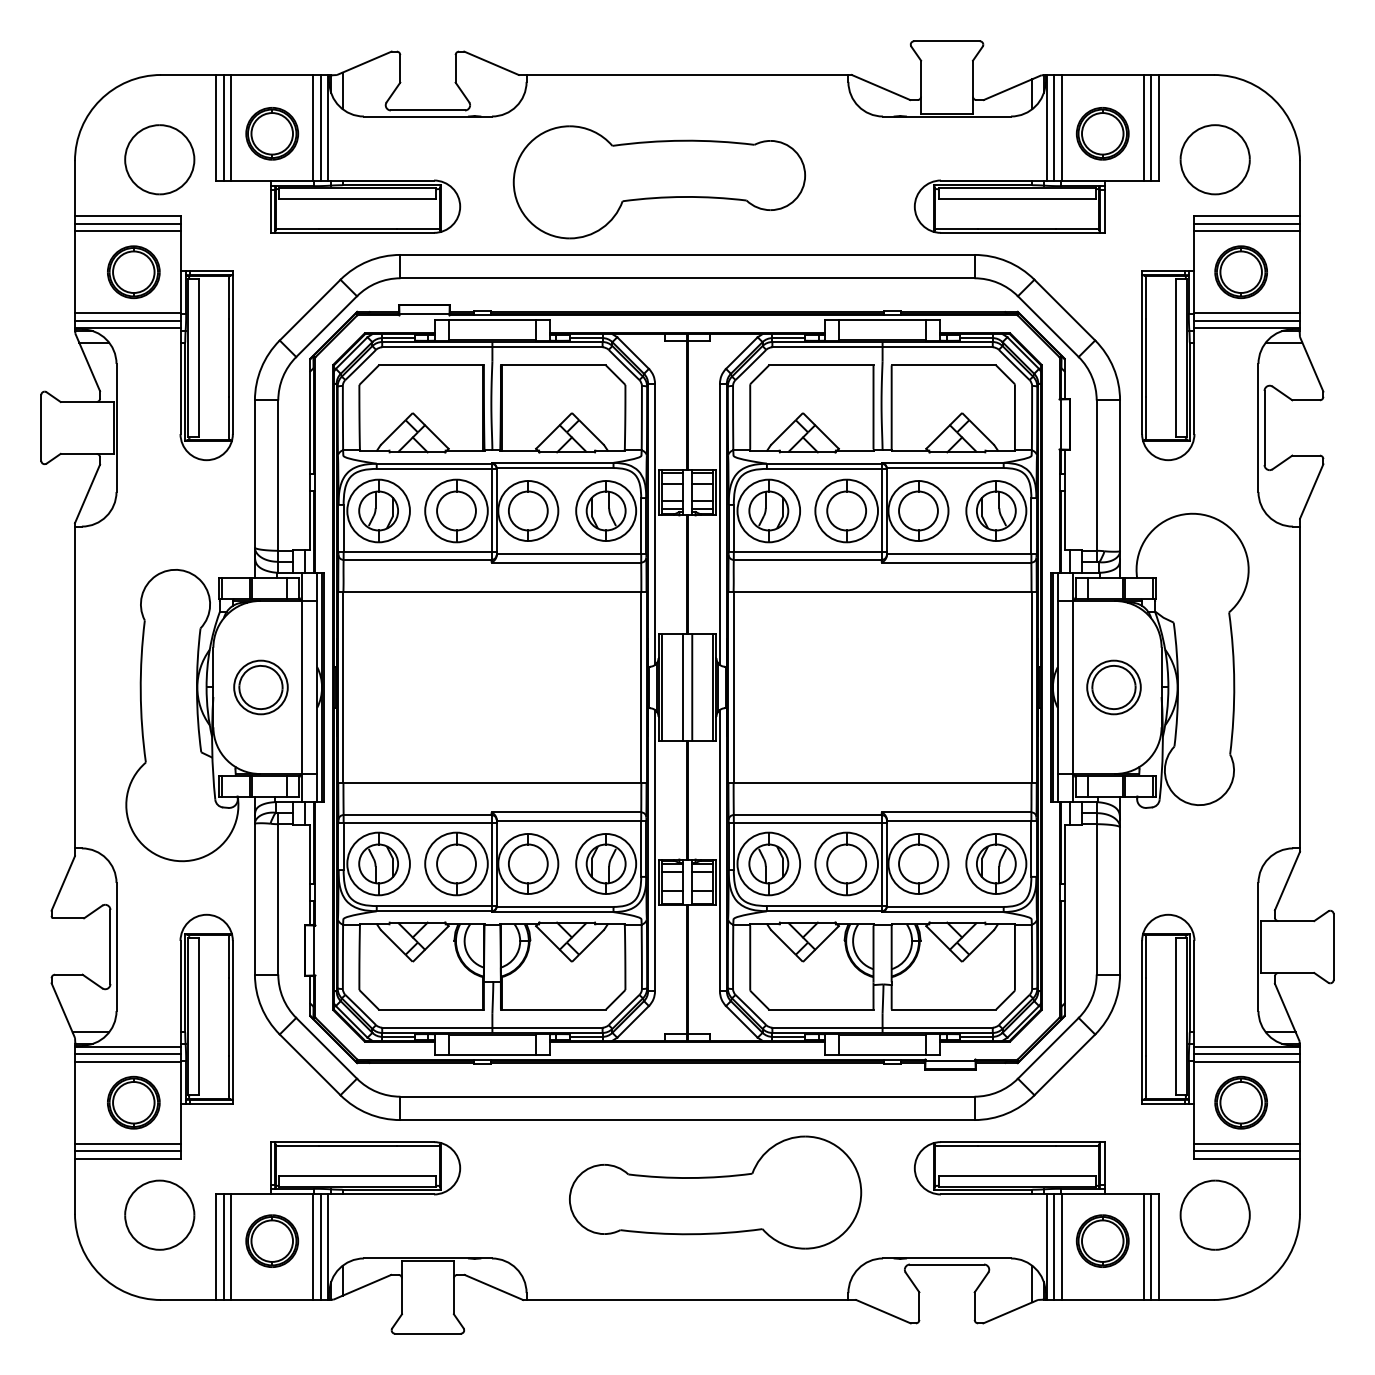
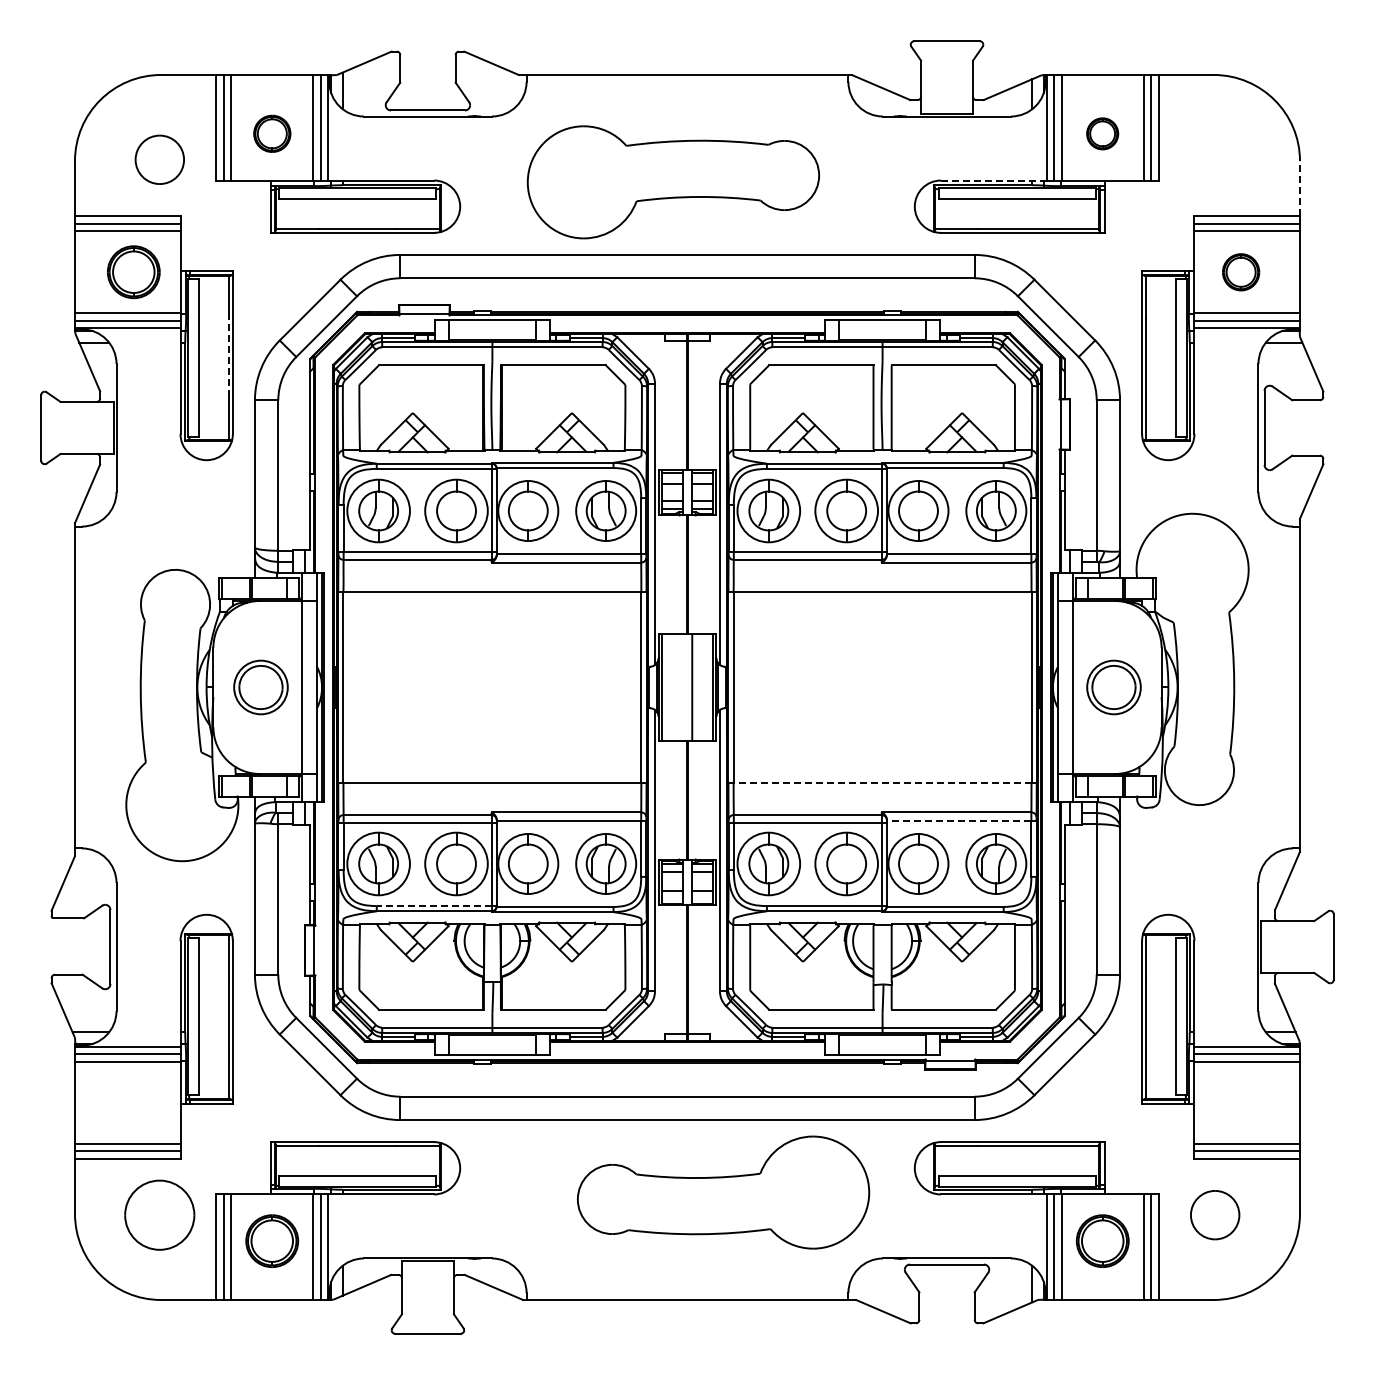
part size: 55x54 px -> 39x39 px (272, 133)
part size: 55x54 px -> 34x34 px (1102, 133)
part size: 72x72 px -> 51x51 px (159, 159)
part: present -> none (1214, 159)
line: solid -> dashed (993, 180)
part position: (658, 182) -> (672, 182) (672, 182)
line: solid -> dashed (1300, 188)
part size: 54x55 px -> 39x39 px (1241, 272)
line: solid -> dashed (228, 357)
line: present -> none (682, 687)
line: solid -> dashed (882, 782)
line: solid -> dashed (958, 820)
line: solid -> dashed (433, 906)
part: present -> none (133, 1102)
part: present -> none (1240, 1102)
part position: (715, 1192) -> (723, 1192) (723, 1192)
part size: 72x72 px -> 51x51 px (1215, 1215)
